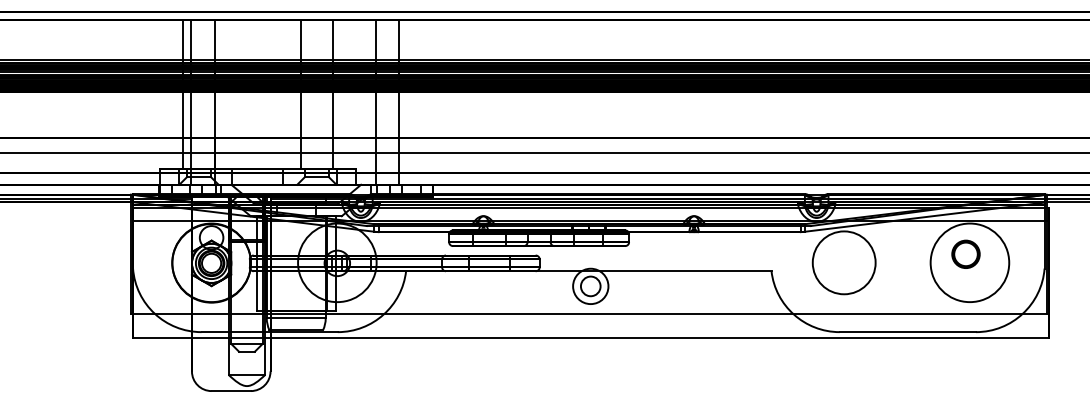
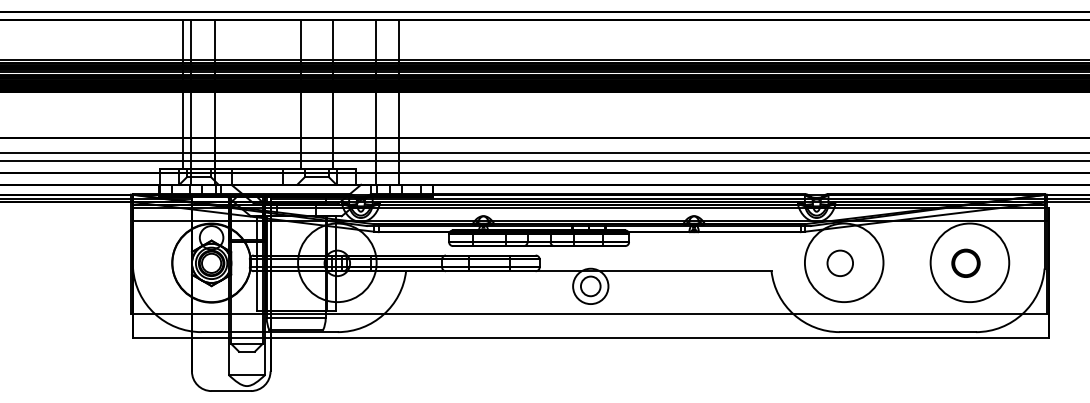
line: none -> present (544, 161)
part position: (965, 253) -> (965, 262) (965, 262)
circle: none -> present (839, 262)
circle diameter: 63 px -> 79 px (843, 262)
